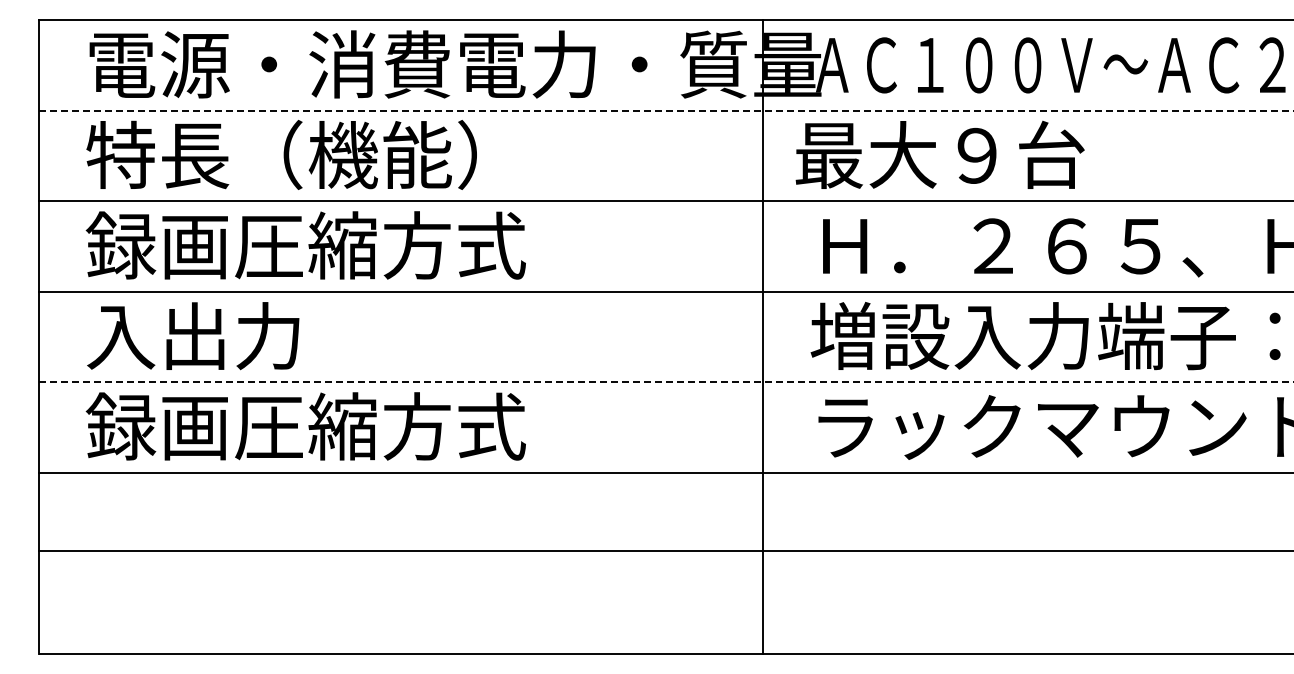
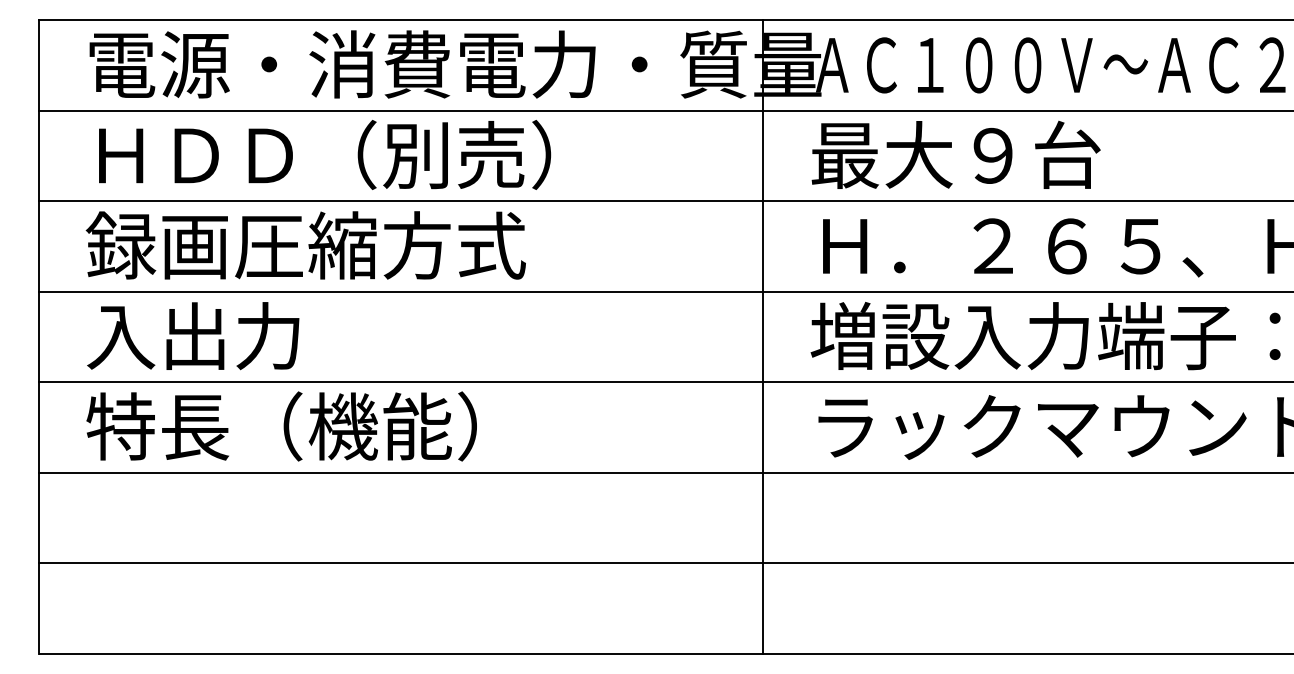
line: dashed -> solid (666, 110)
text: 特長（機能） -> ＨＤＤ（別売） (318, 154)
text position: (939, 154) -> (955, 154) (955, 154)
line: dashed -> solid (665, 382)
text: 録画圧縮方式 -> 特長（機能） (305, 426)
line position: (664, 551) -> (664, 563) (664, 563)
